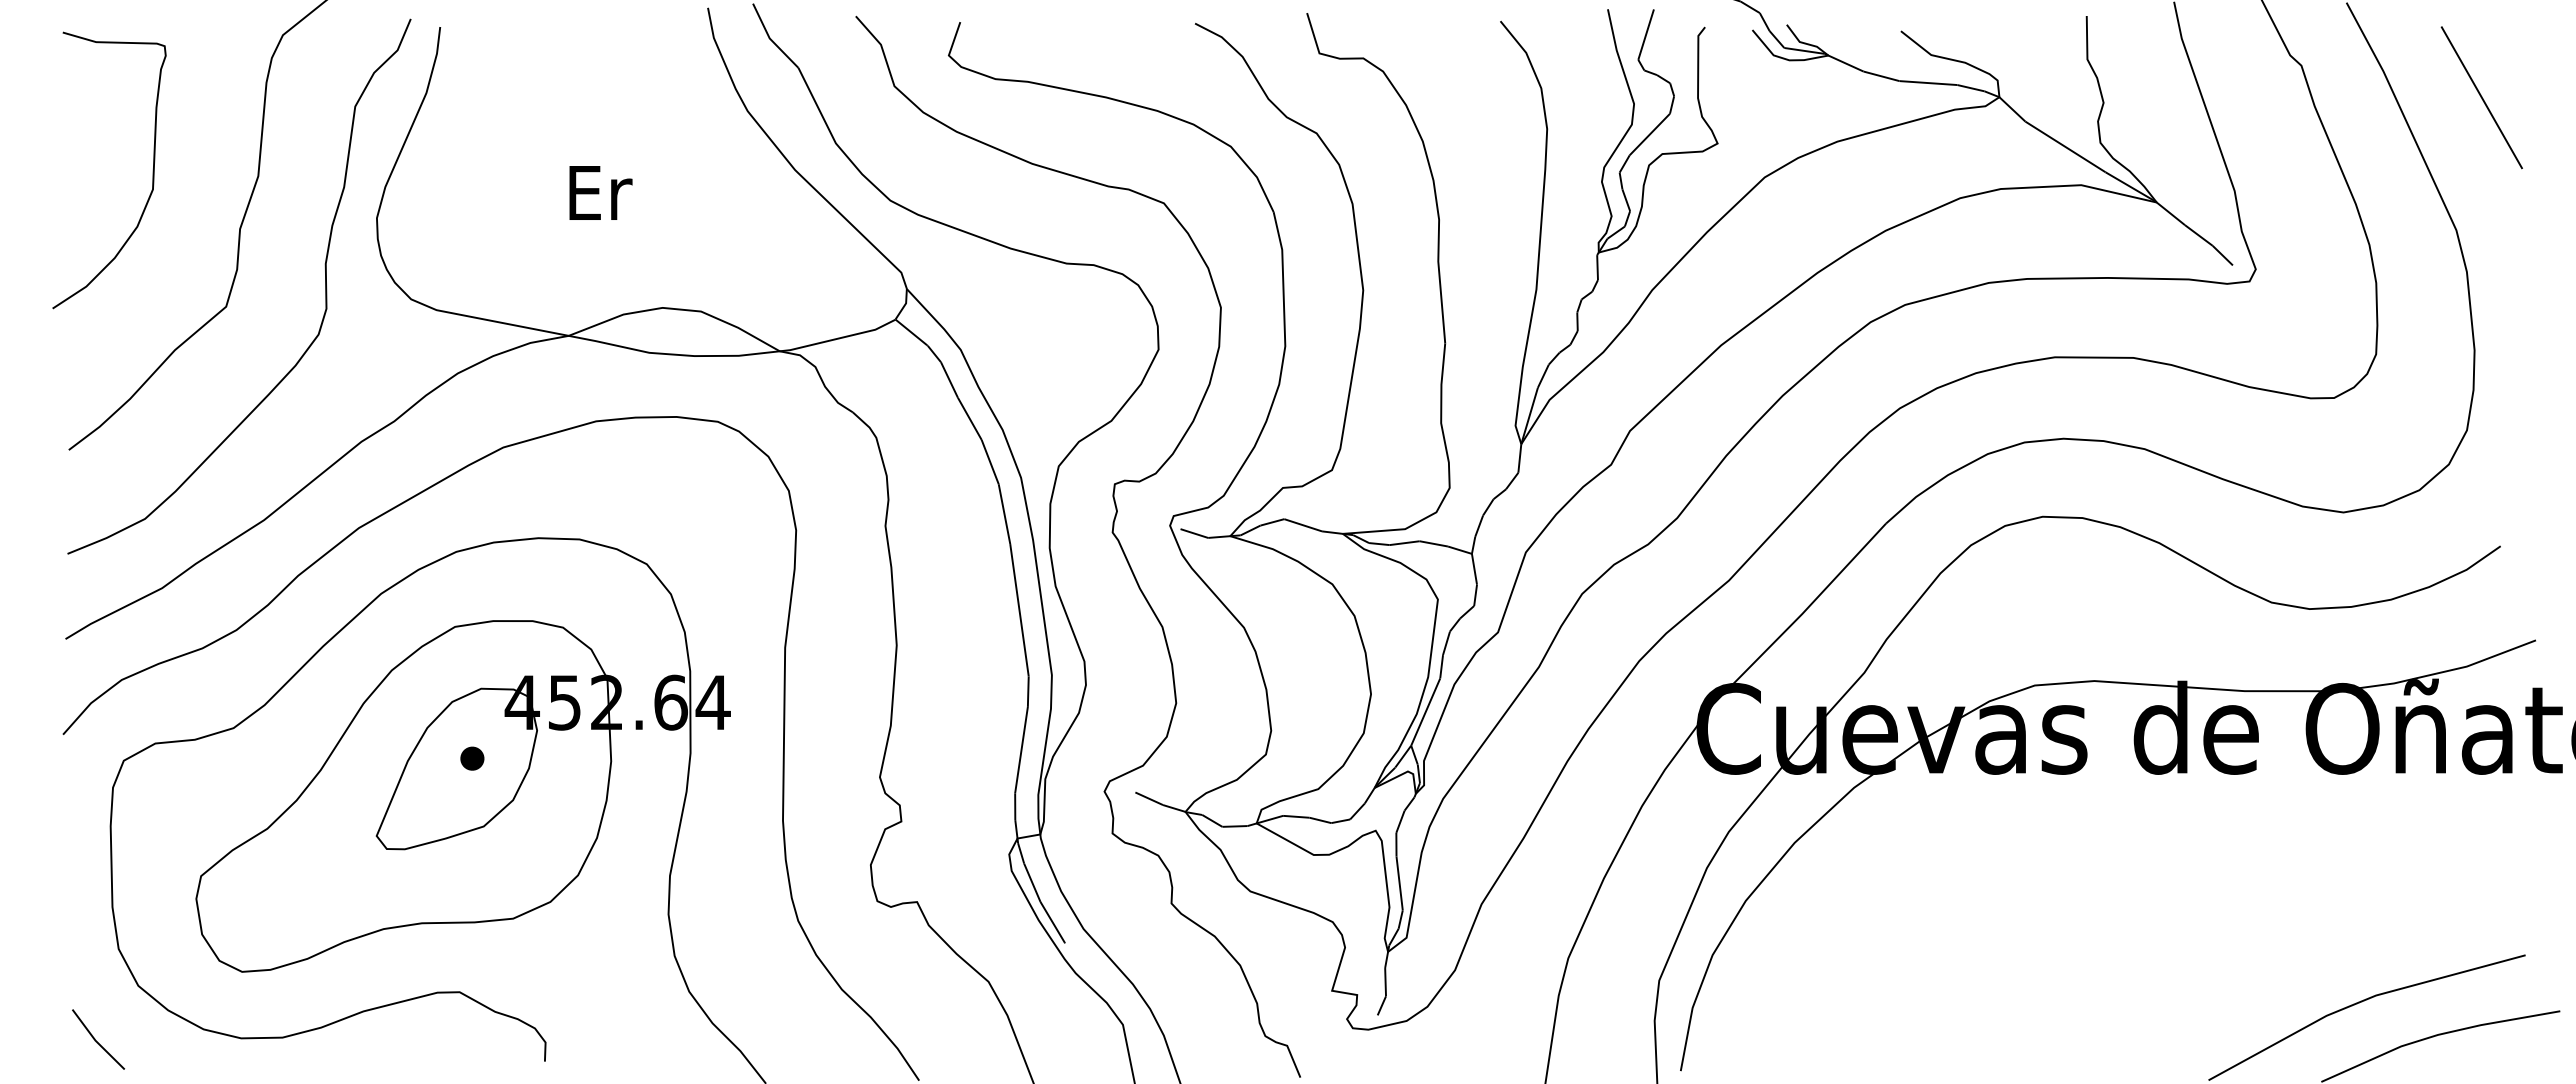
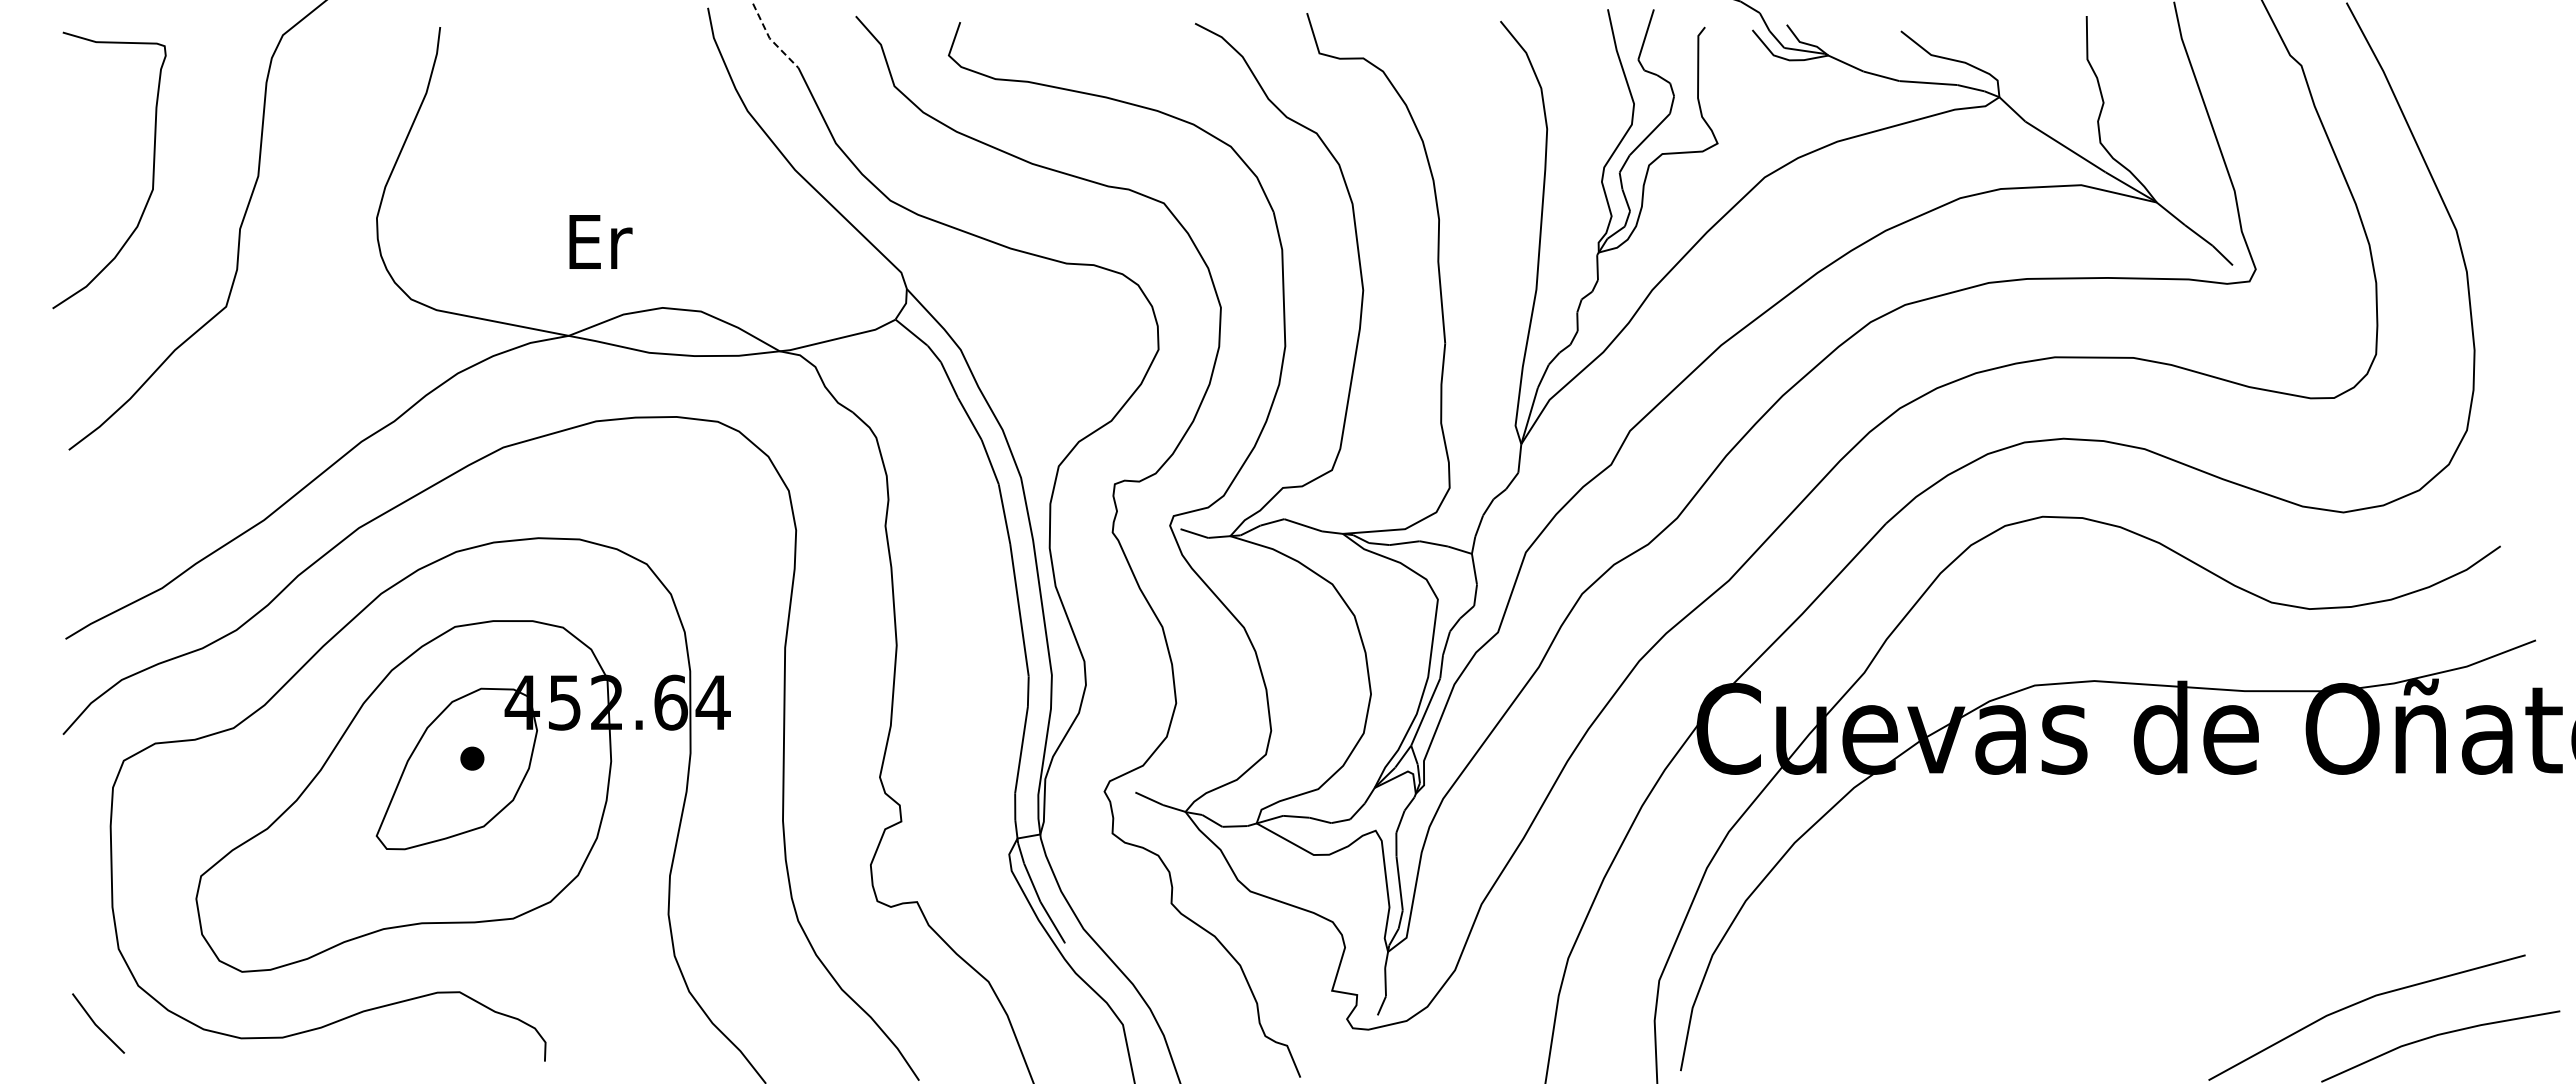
line: solid -> dashed (770, 39)
line: present -> none (2481, 97)
text position: (600, 192) -> (600, 241) (600, 241)
curve: present -> none (325, 286)
line position: (96, 1040) -> (96, 1024) (96, 1024)
